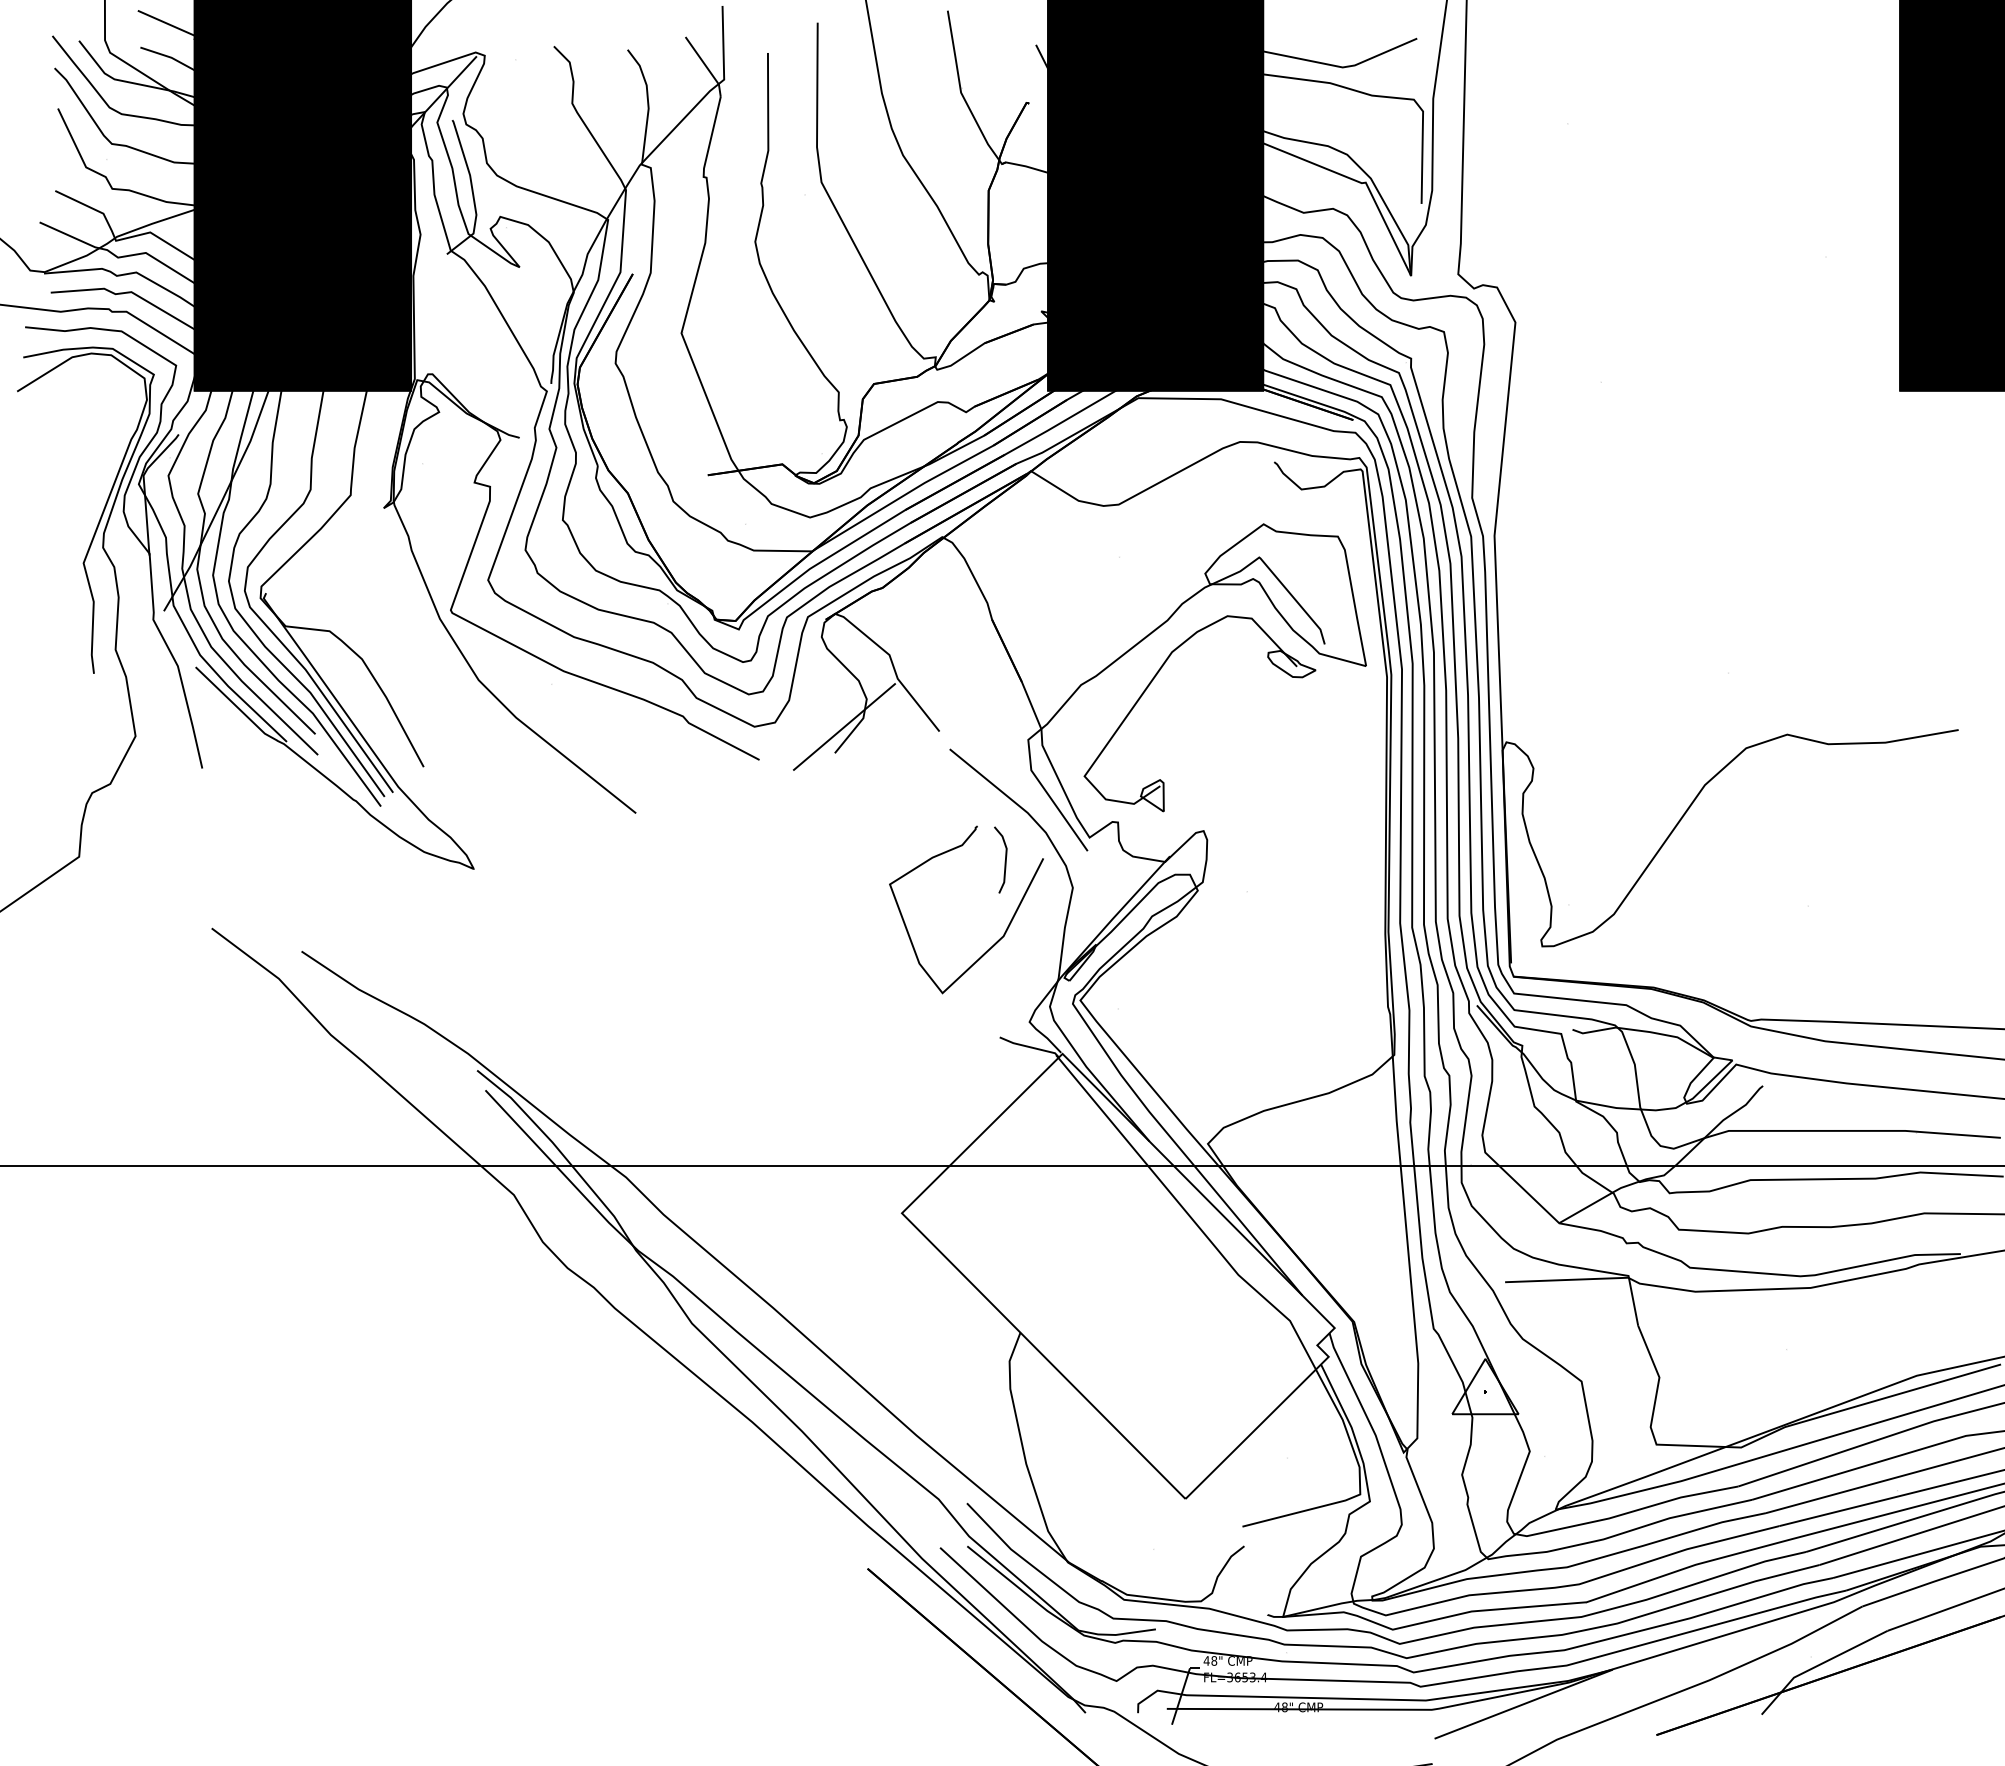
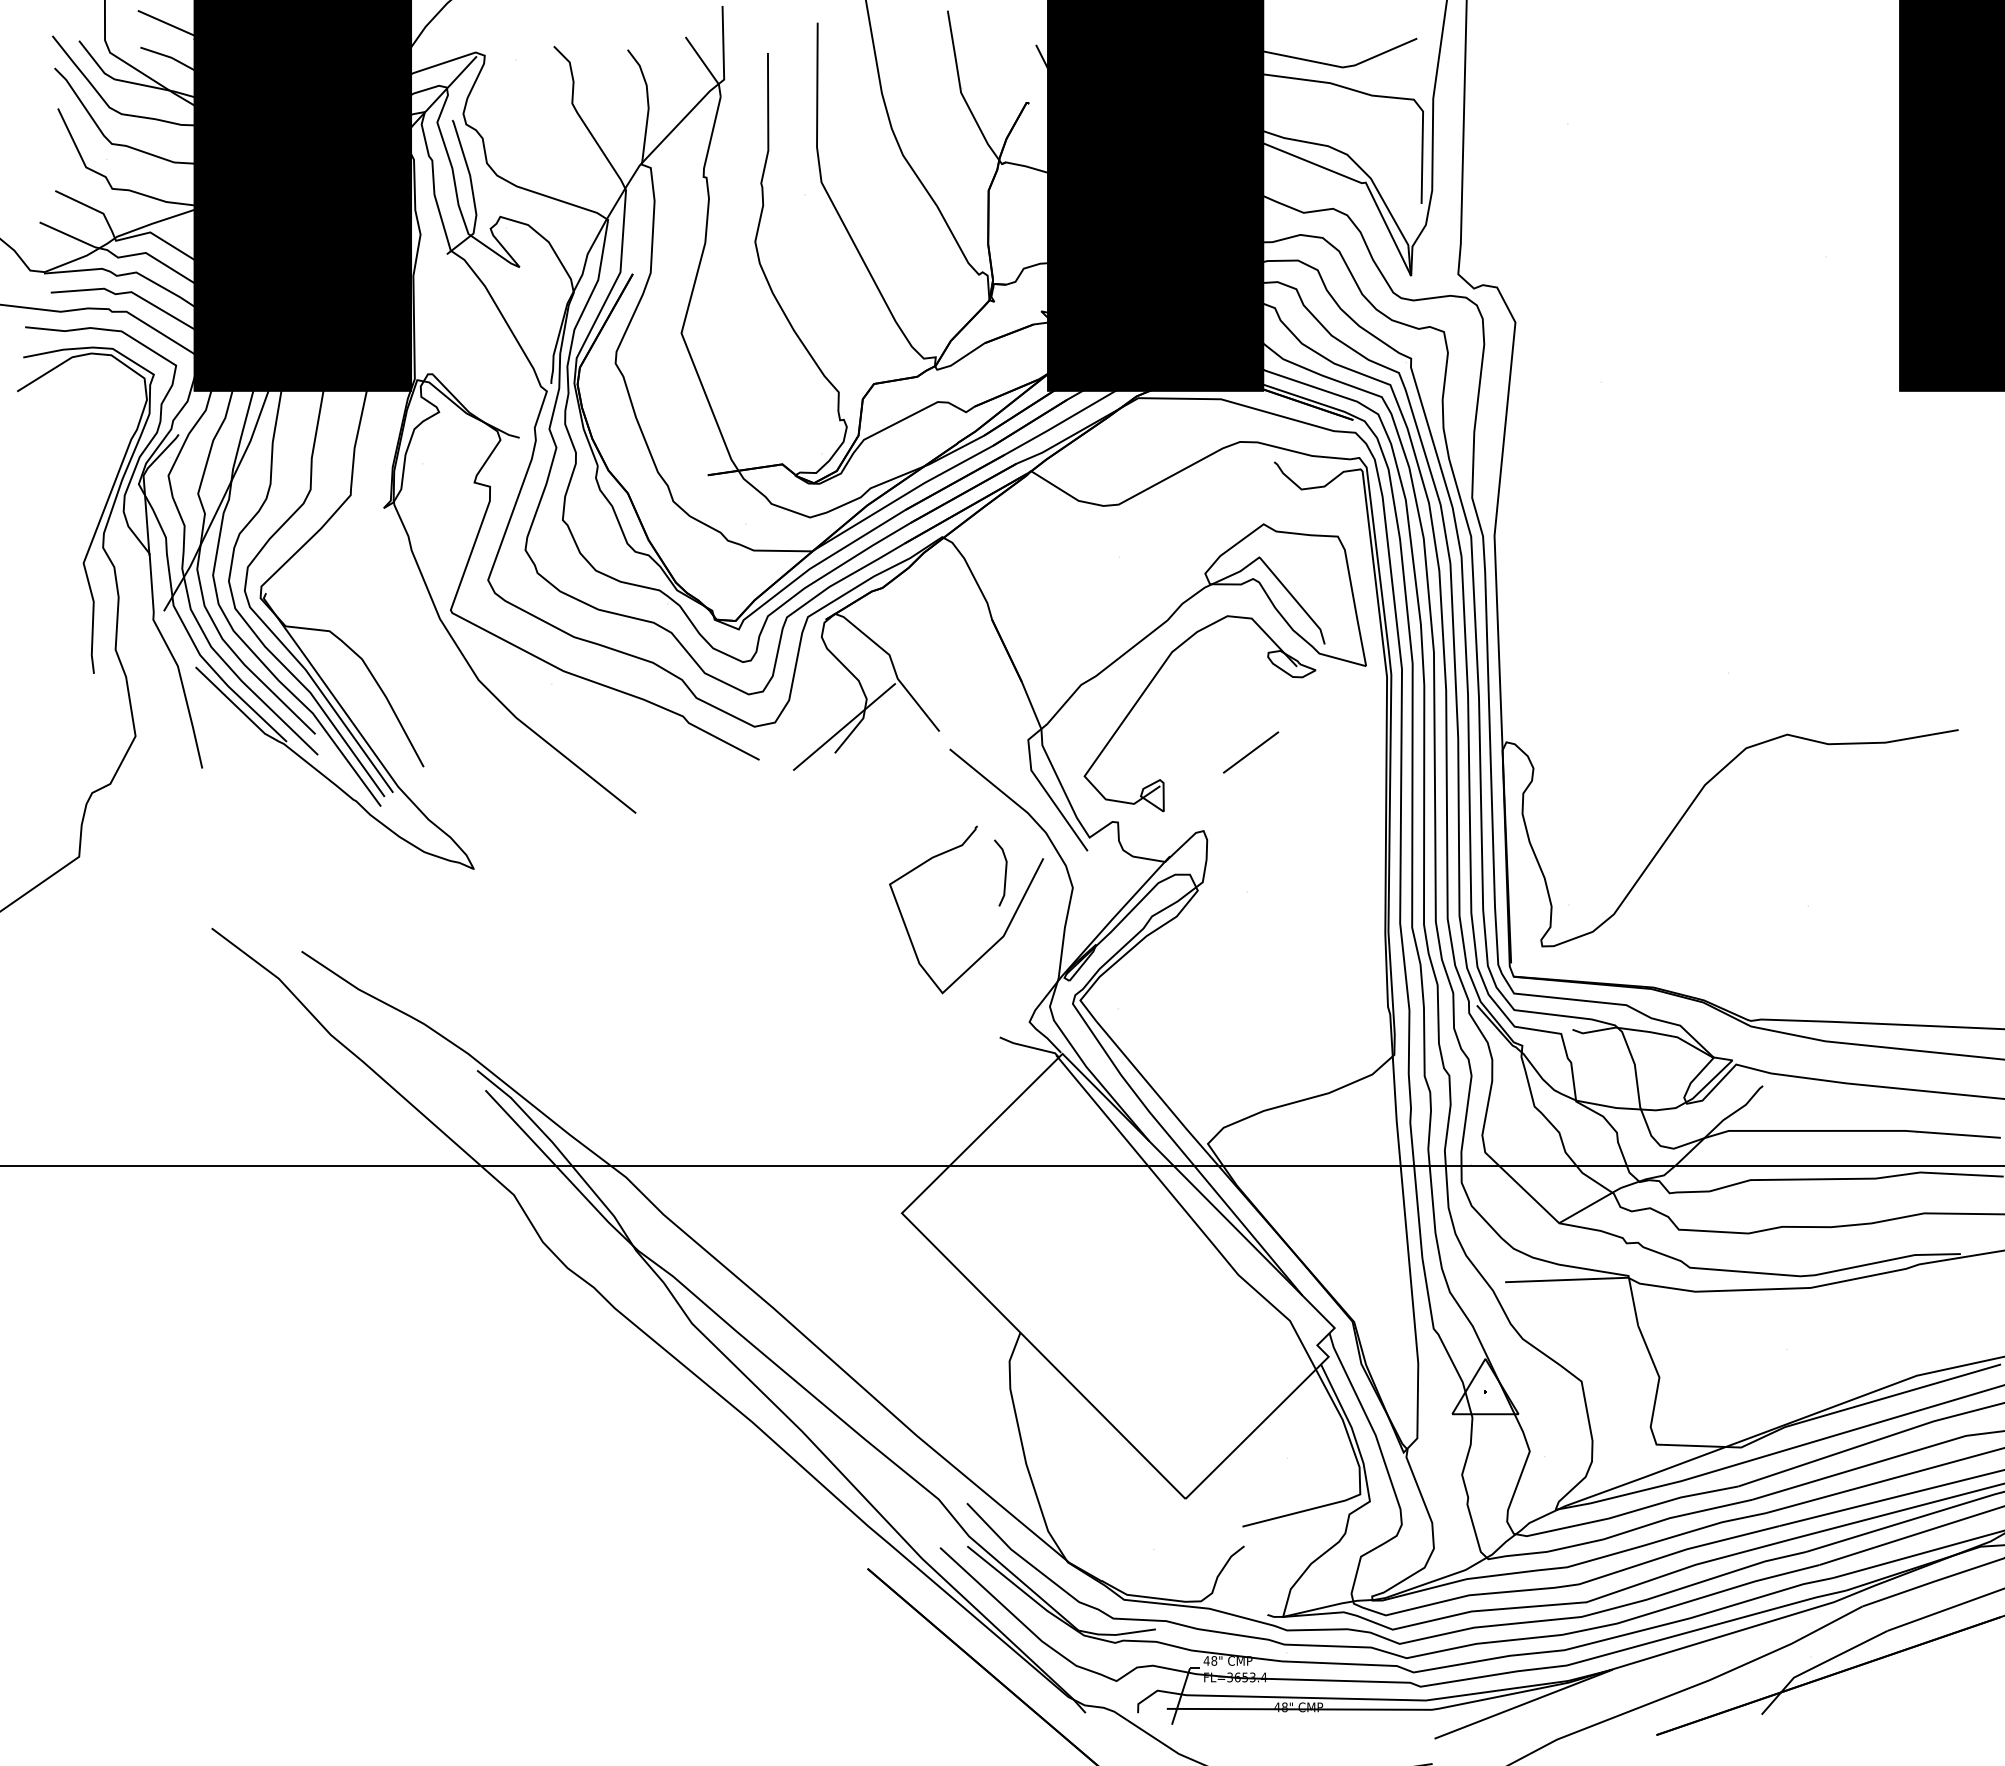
line: none -> present (1251, 752)
line position: (1004, 861) -> (1004, 874) (1004, 874)
